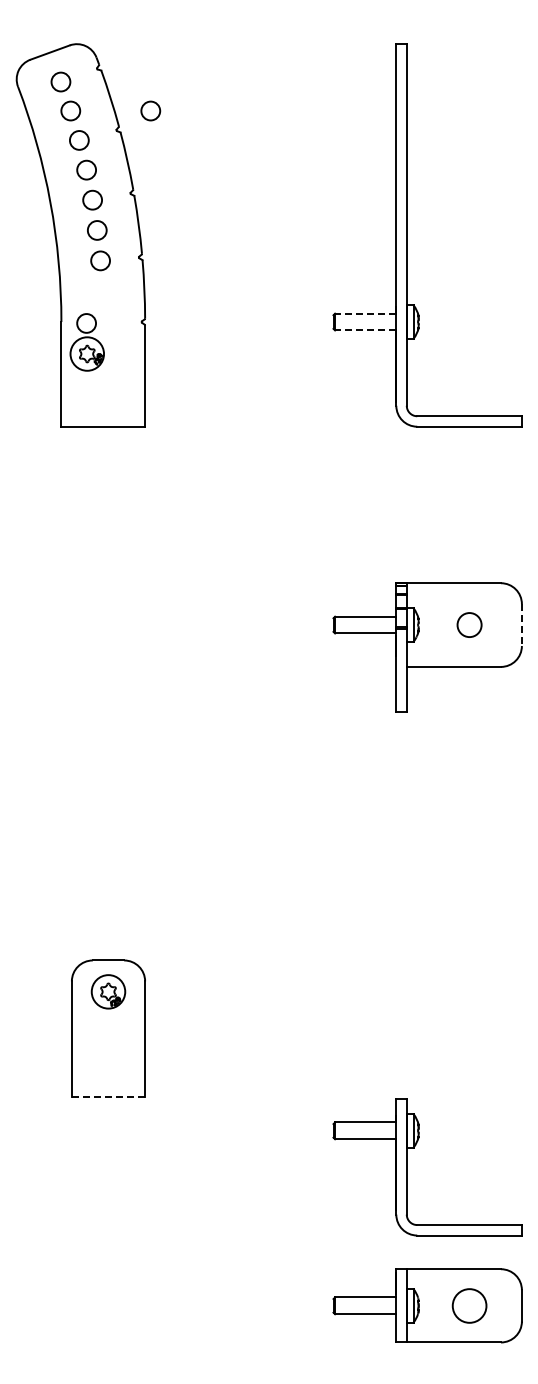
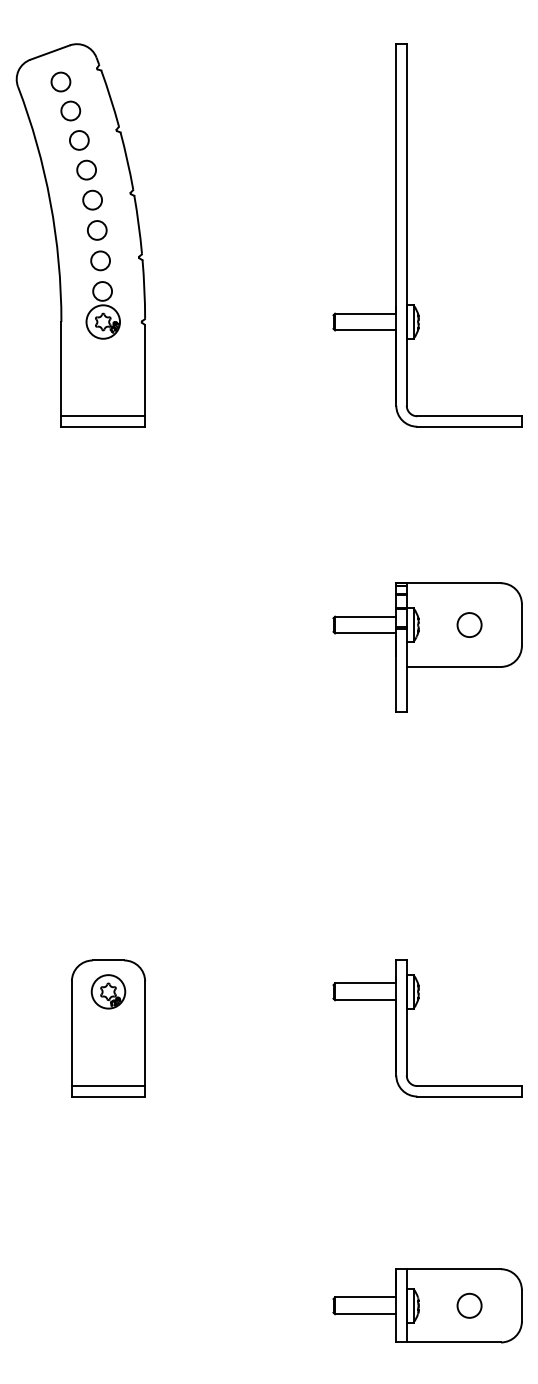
circle: present -> none (150, 110)
line: dashed -> solid (365, 313)
line: dashed -> solid (365, 330)
part position: (86, 342) -> (102, 310) (102, 310)
line: none -> present (103, 416)
line: dashed -> solid (521, 625)
line: none -> present (108, 1086)
line: dashed -> solid (108, 1096)
part position: (407, 1167) -> (407, 1028) (407, 1028)
circle size: 37x36 px -> 27x27 px (469, 1305)
